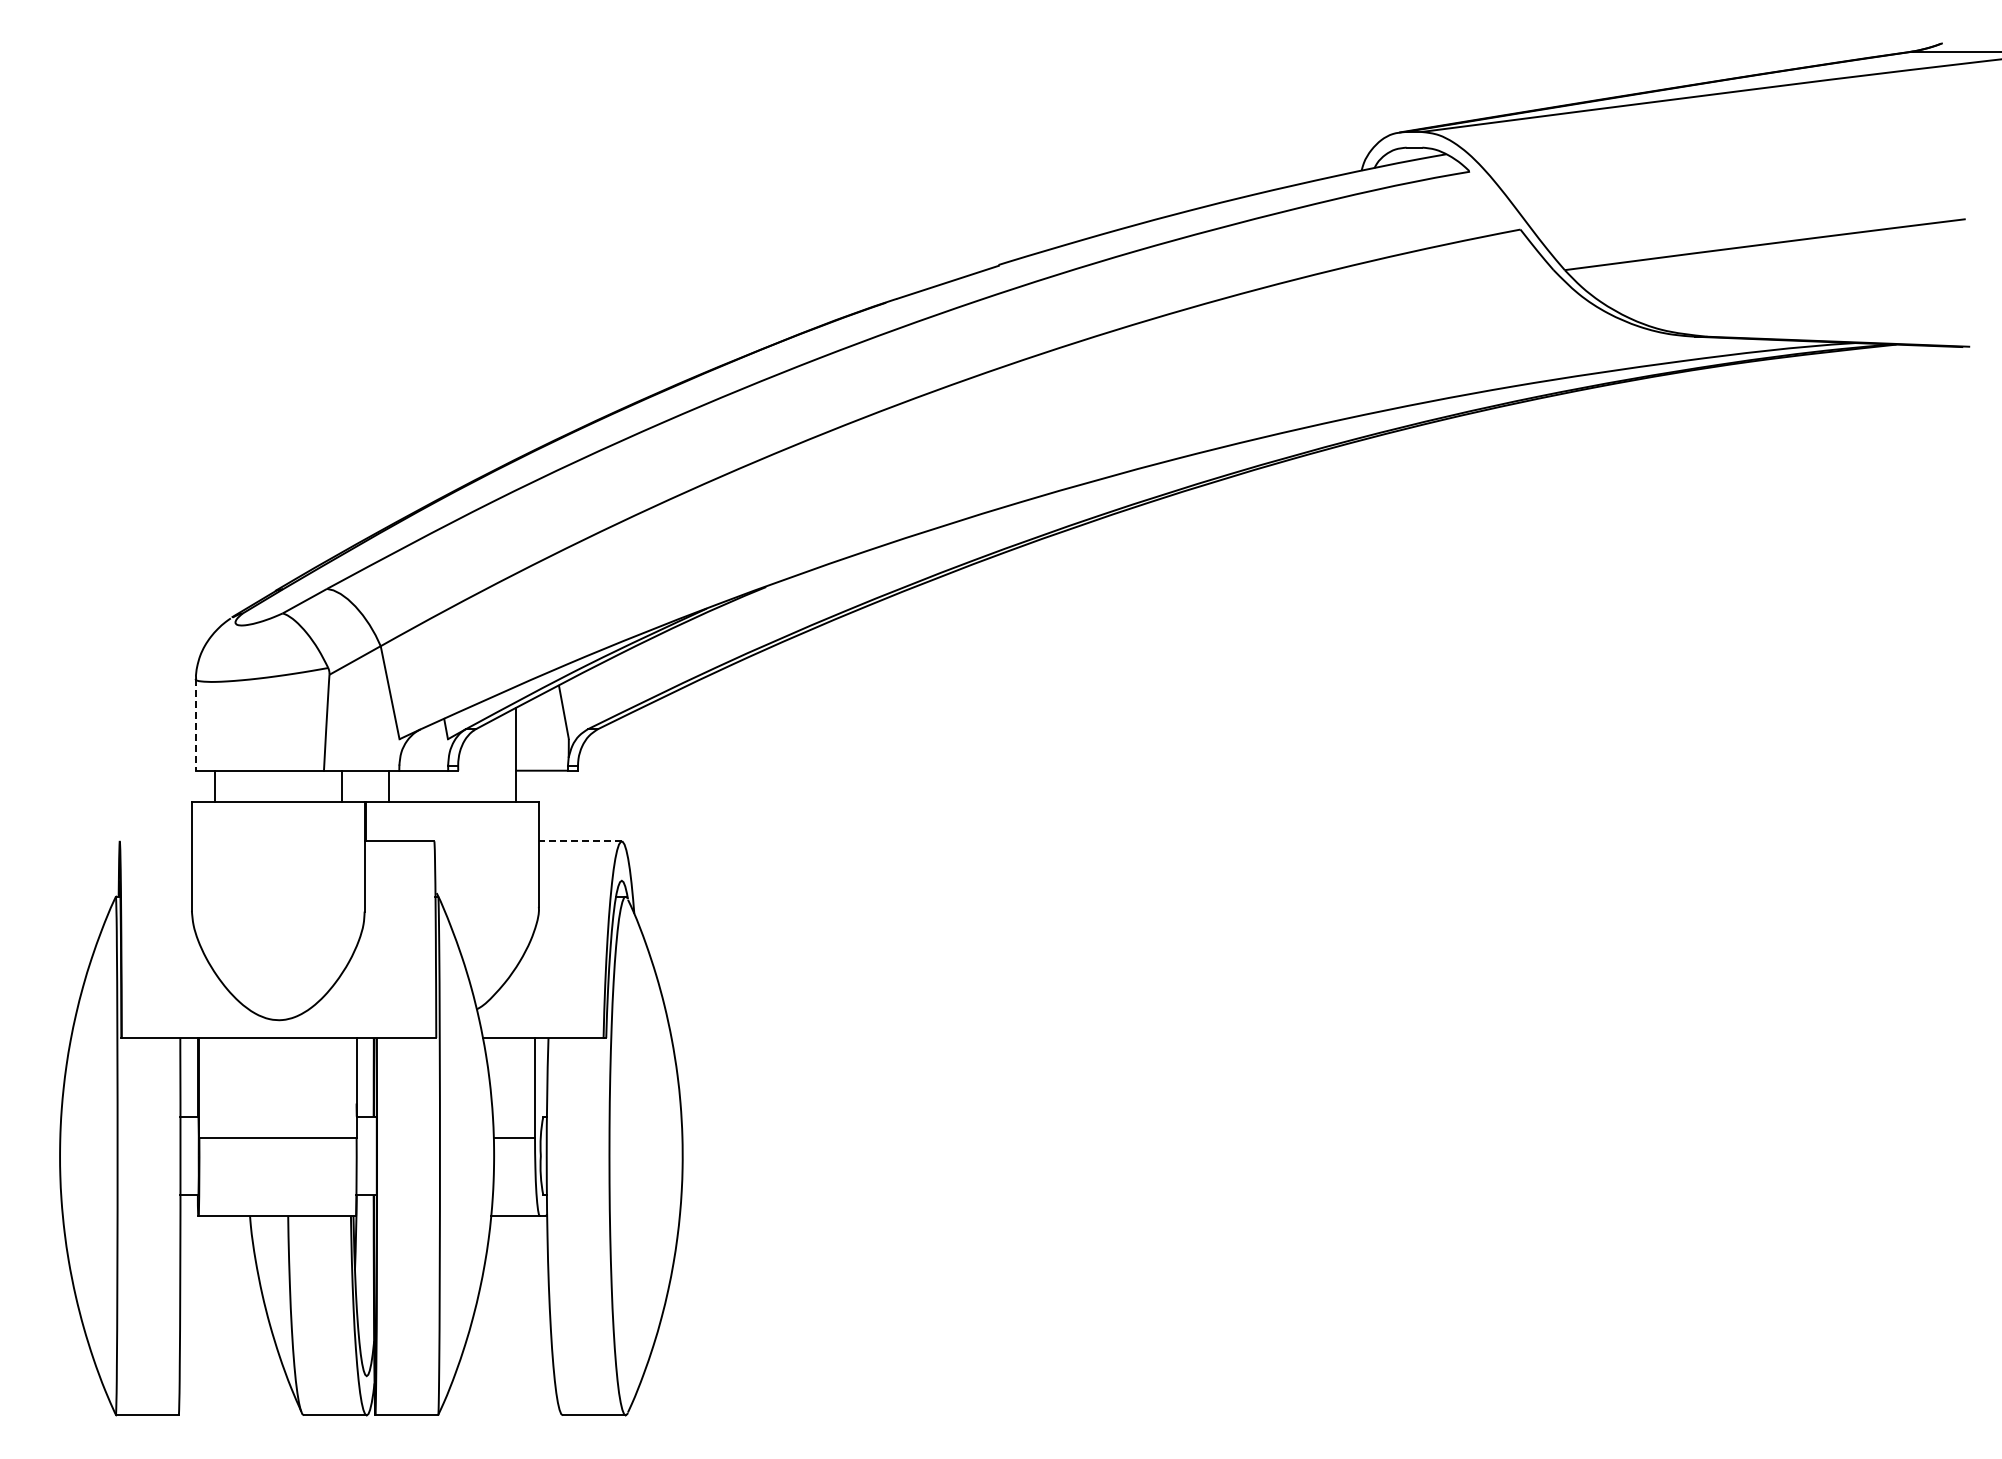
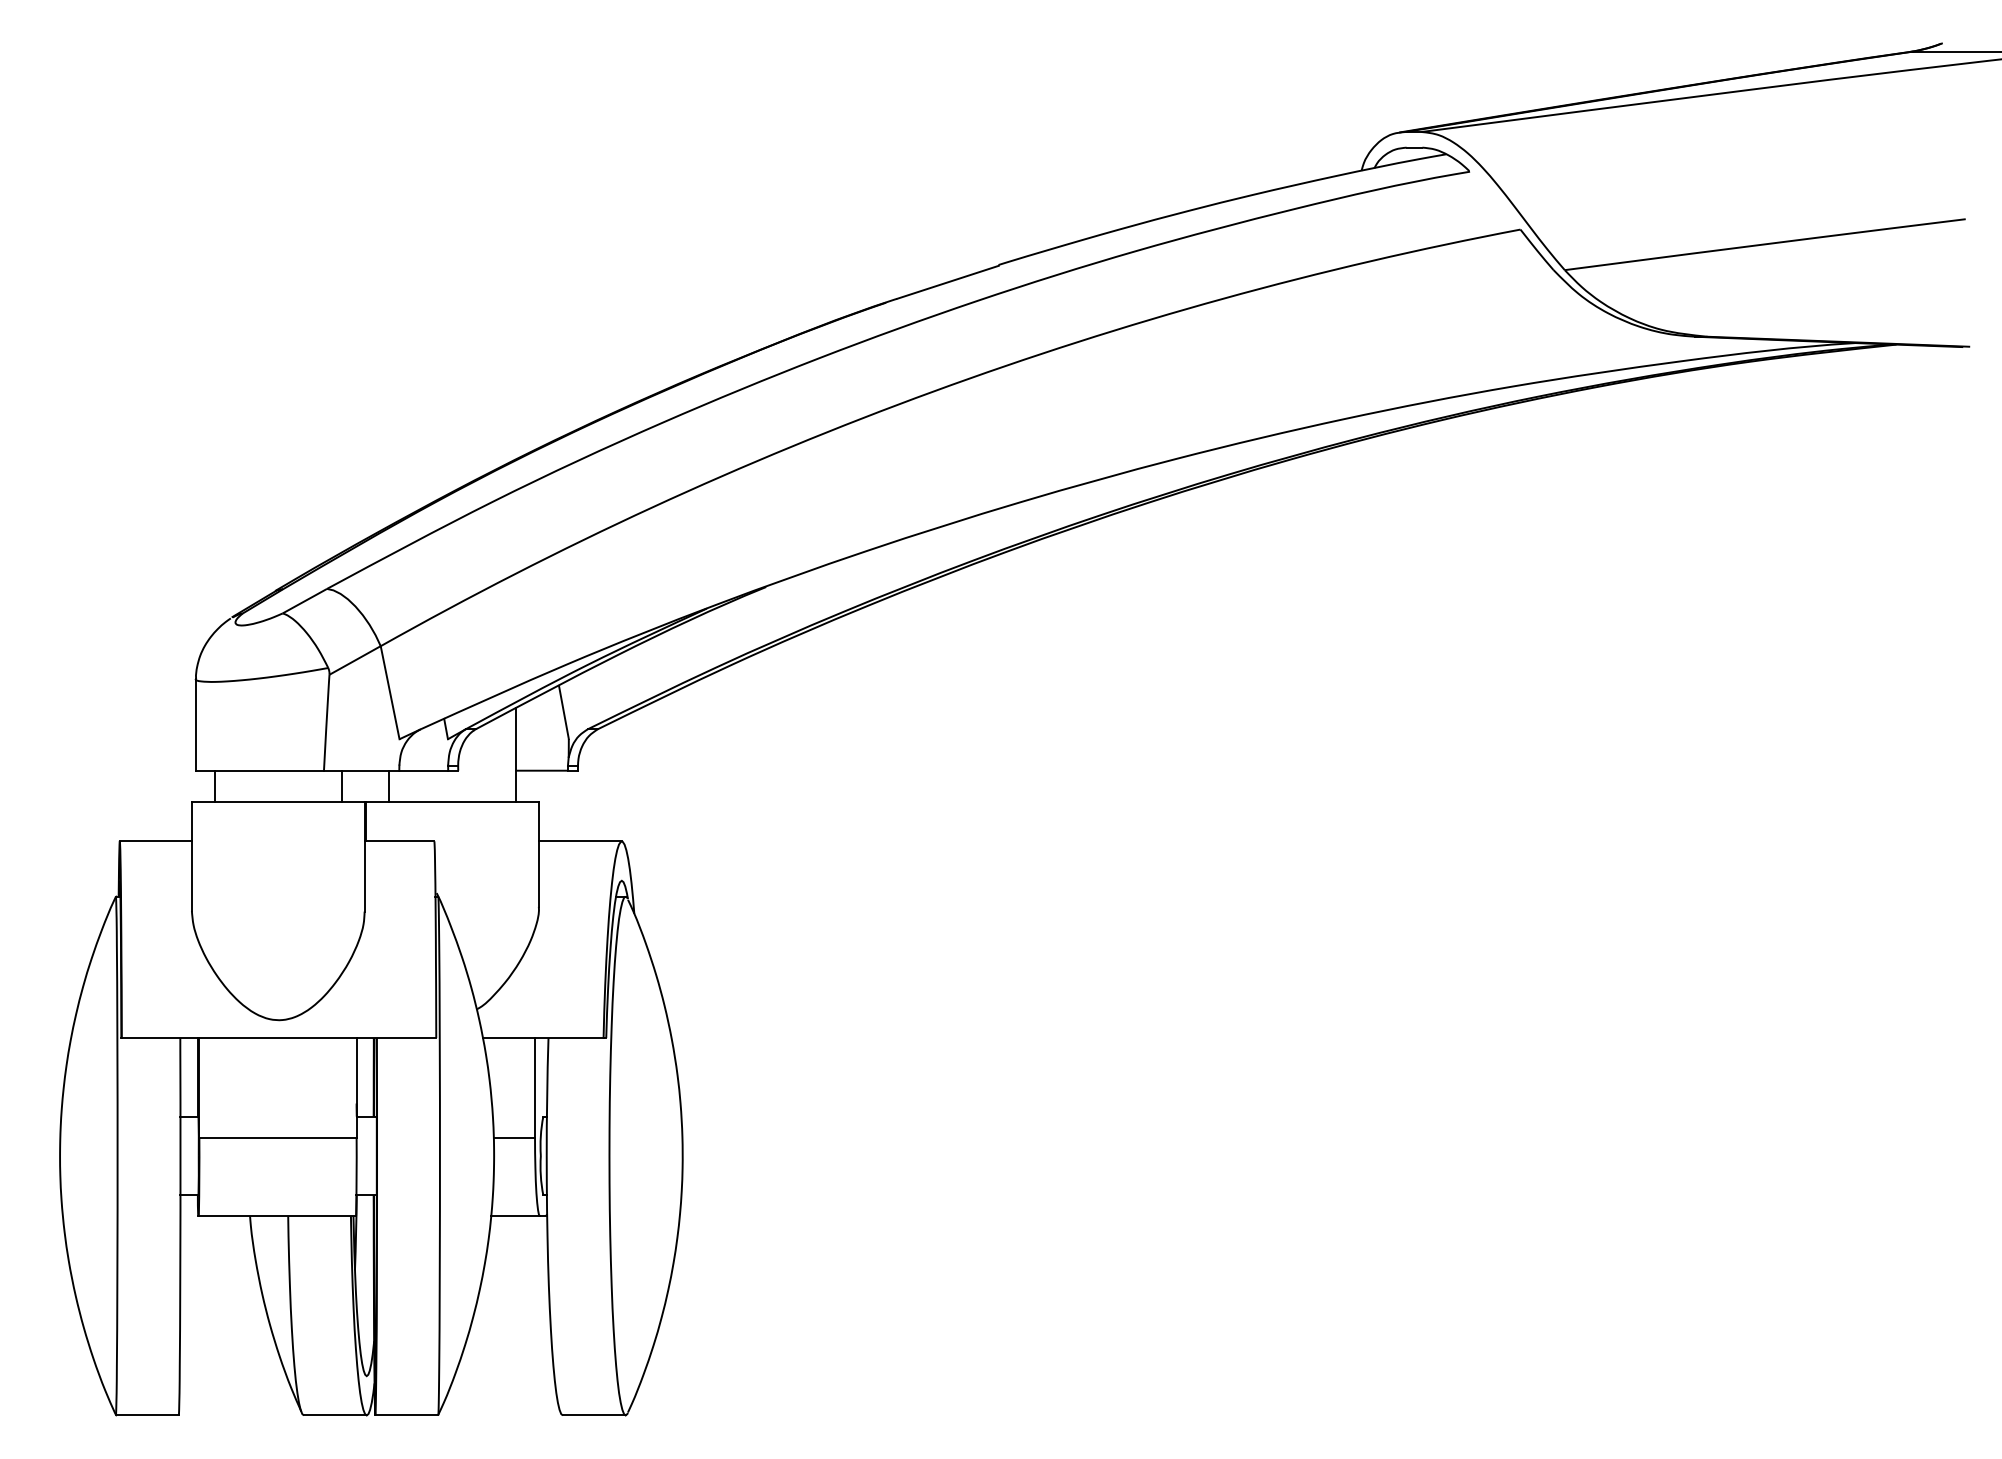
line: dashed -> solid (196, 724)
line: none -> present (155, 841)
line: dashed -> solid (579, 841)
